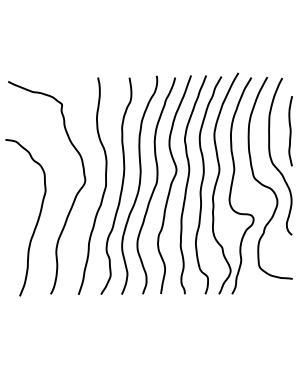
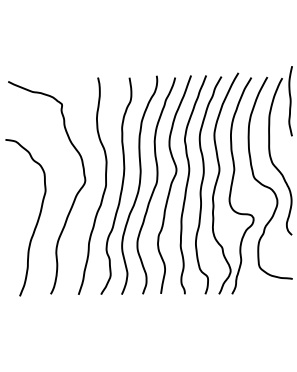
curve position: (290, 131) -> (290, 101) (290, 101)
